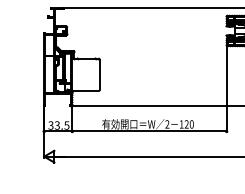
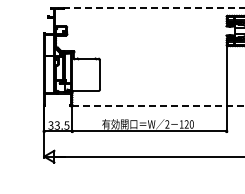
line: solid -> dashed (154, 7)
line: solid -> dashed (159, 106)
